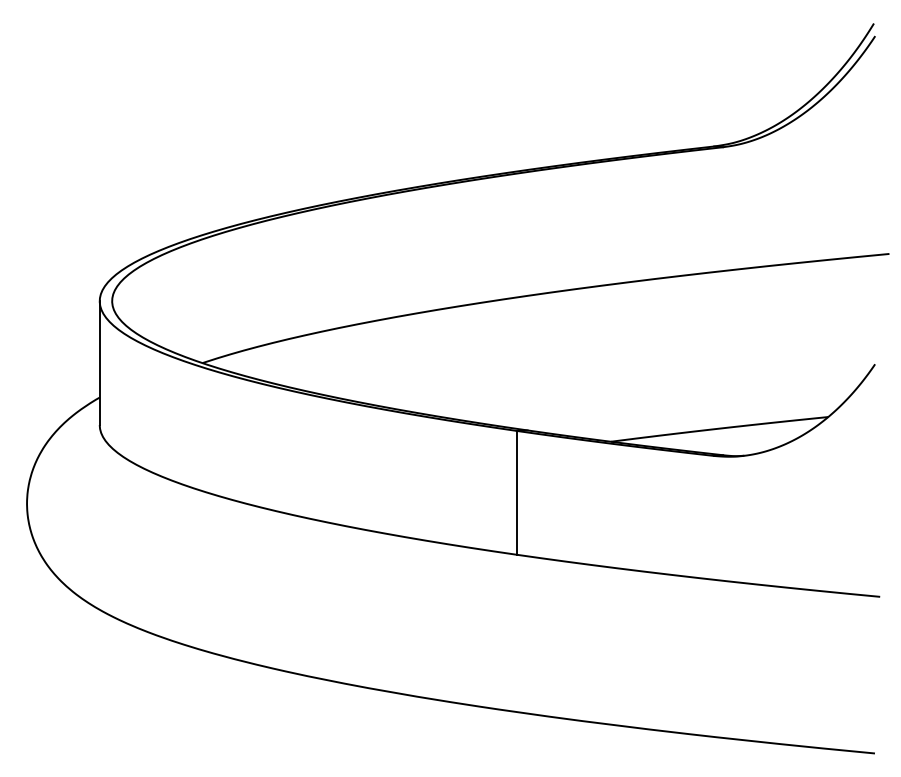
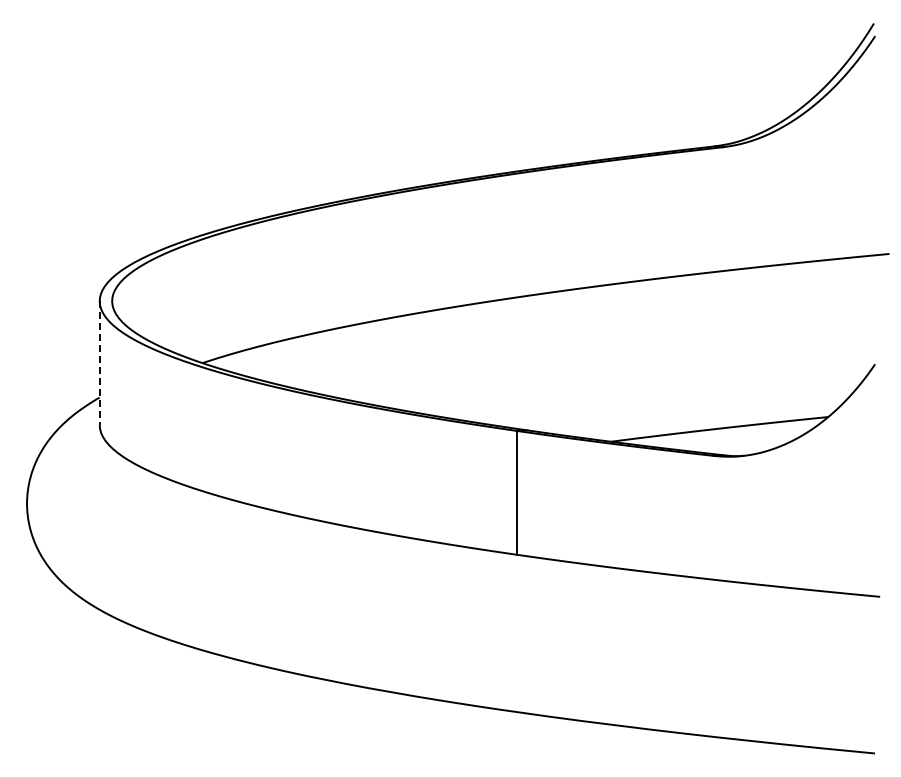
line: solid -> dashed (99, 363)
